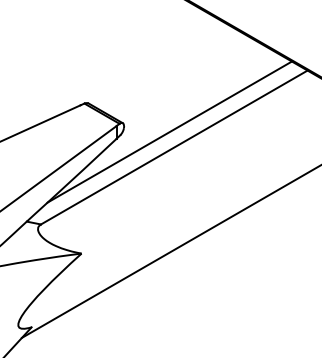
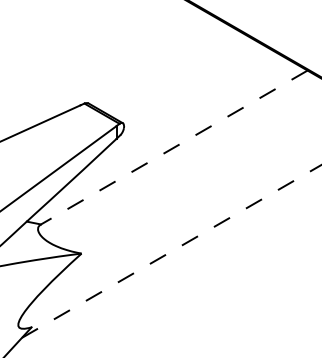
line: present -> none (169, 131)
line: solid -> dashed (174, 147)
line: solid -> dashed (172, 251)
